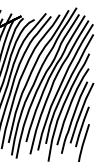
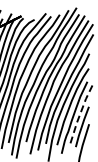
line: solid -> dashed (80, 112)
